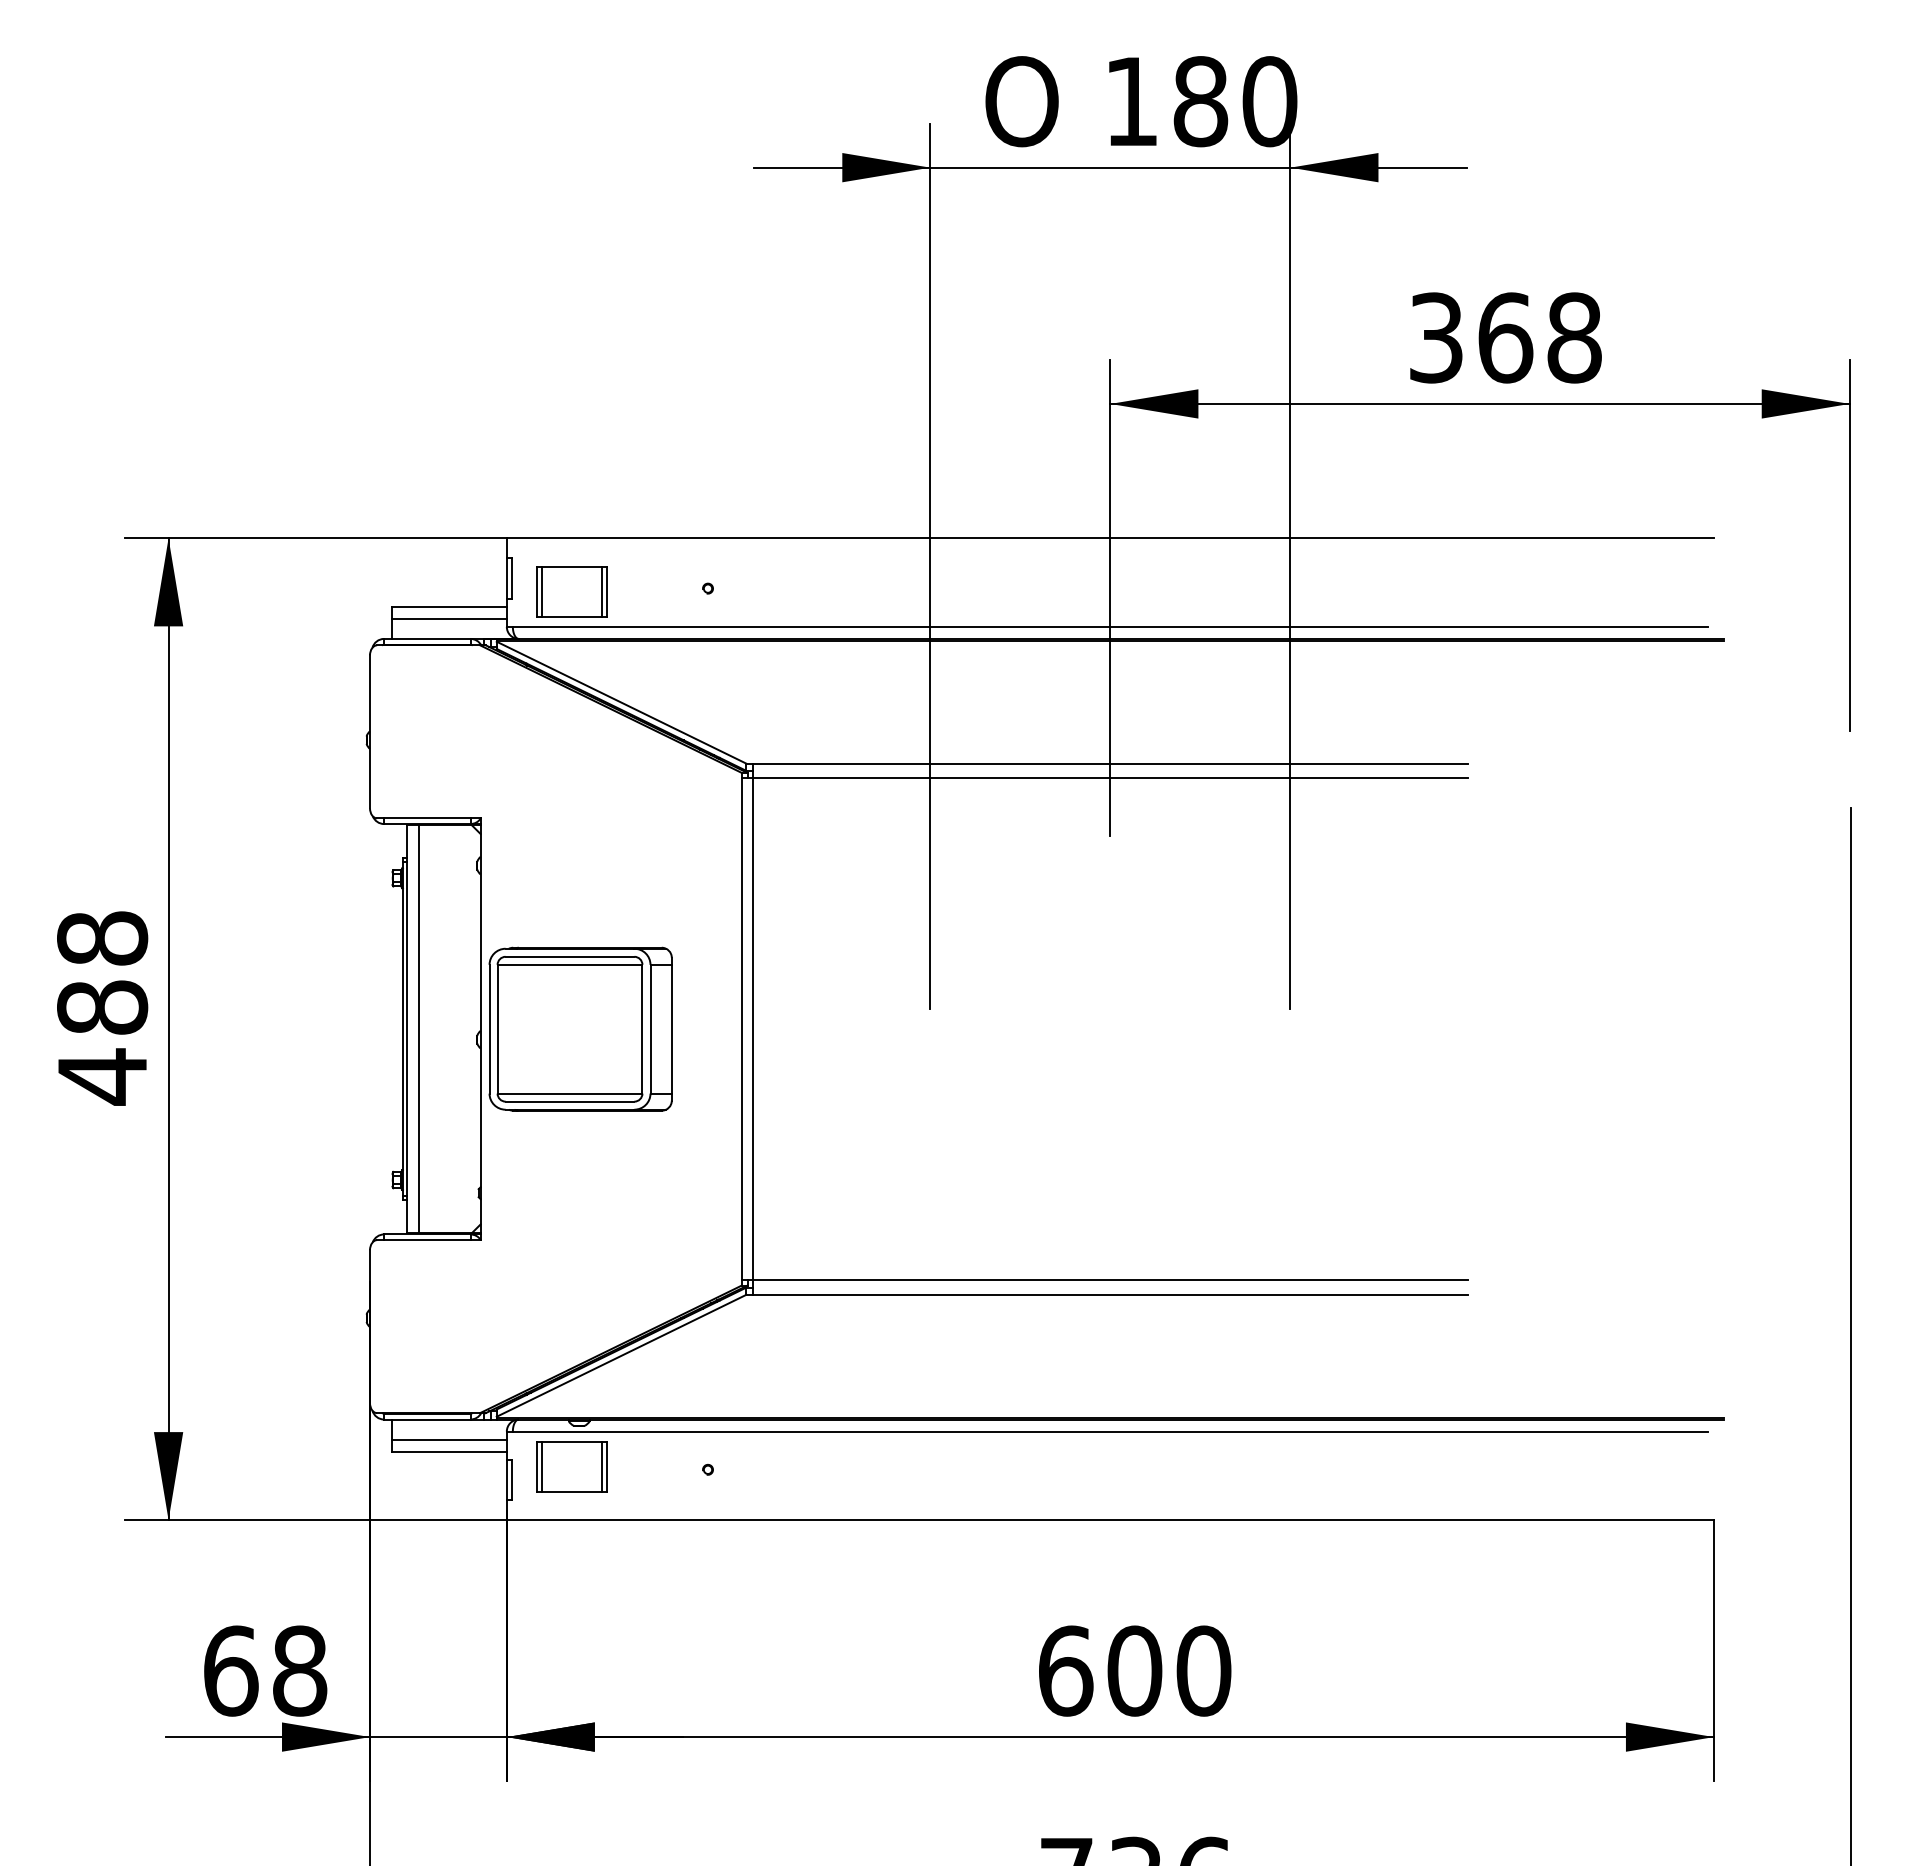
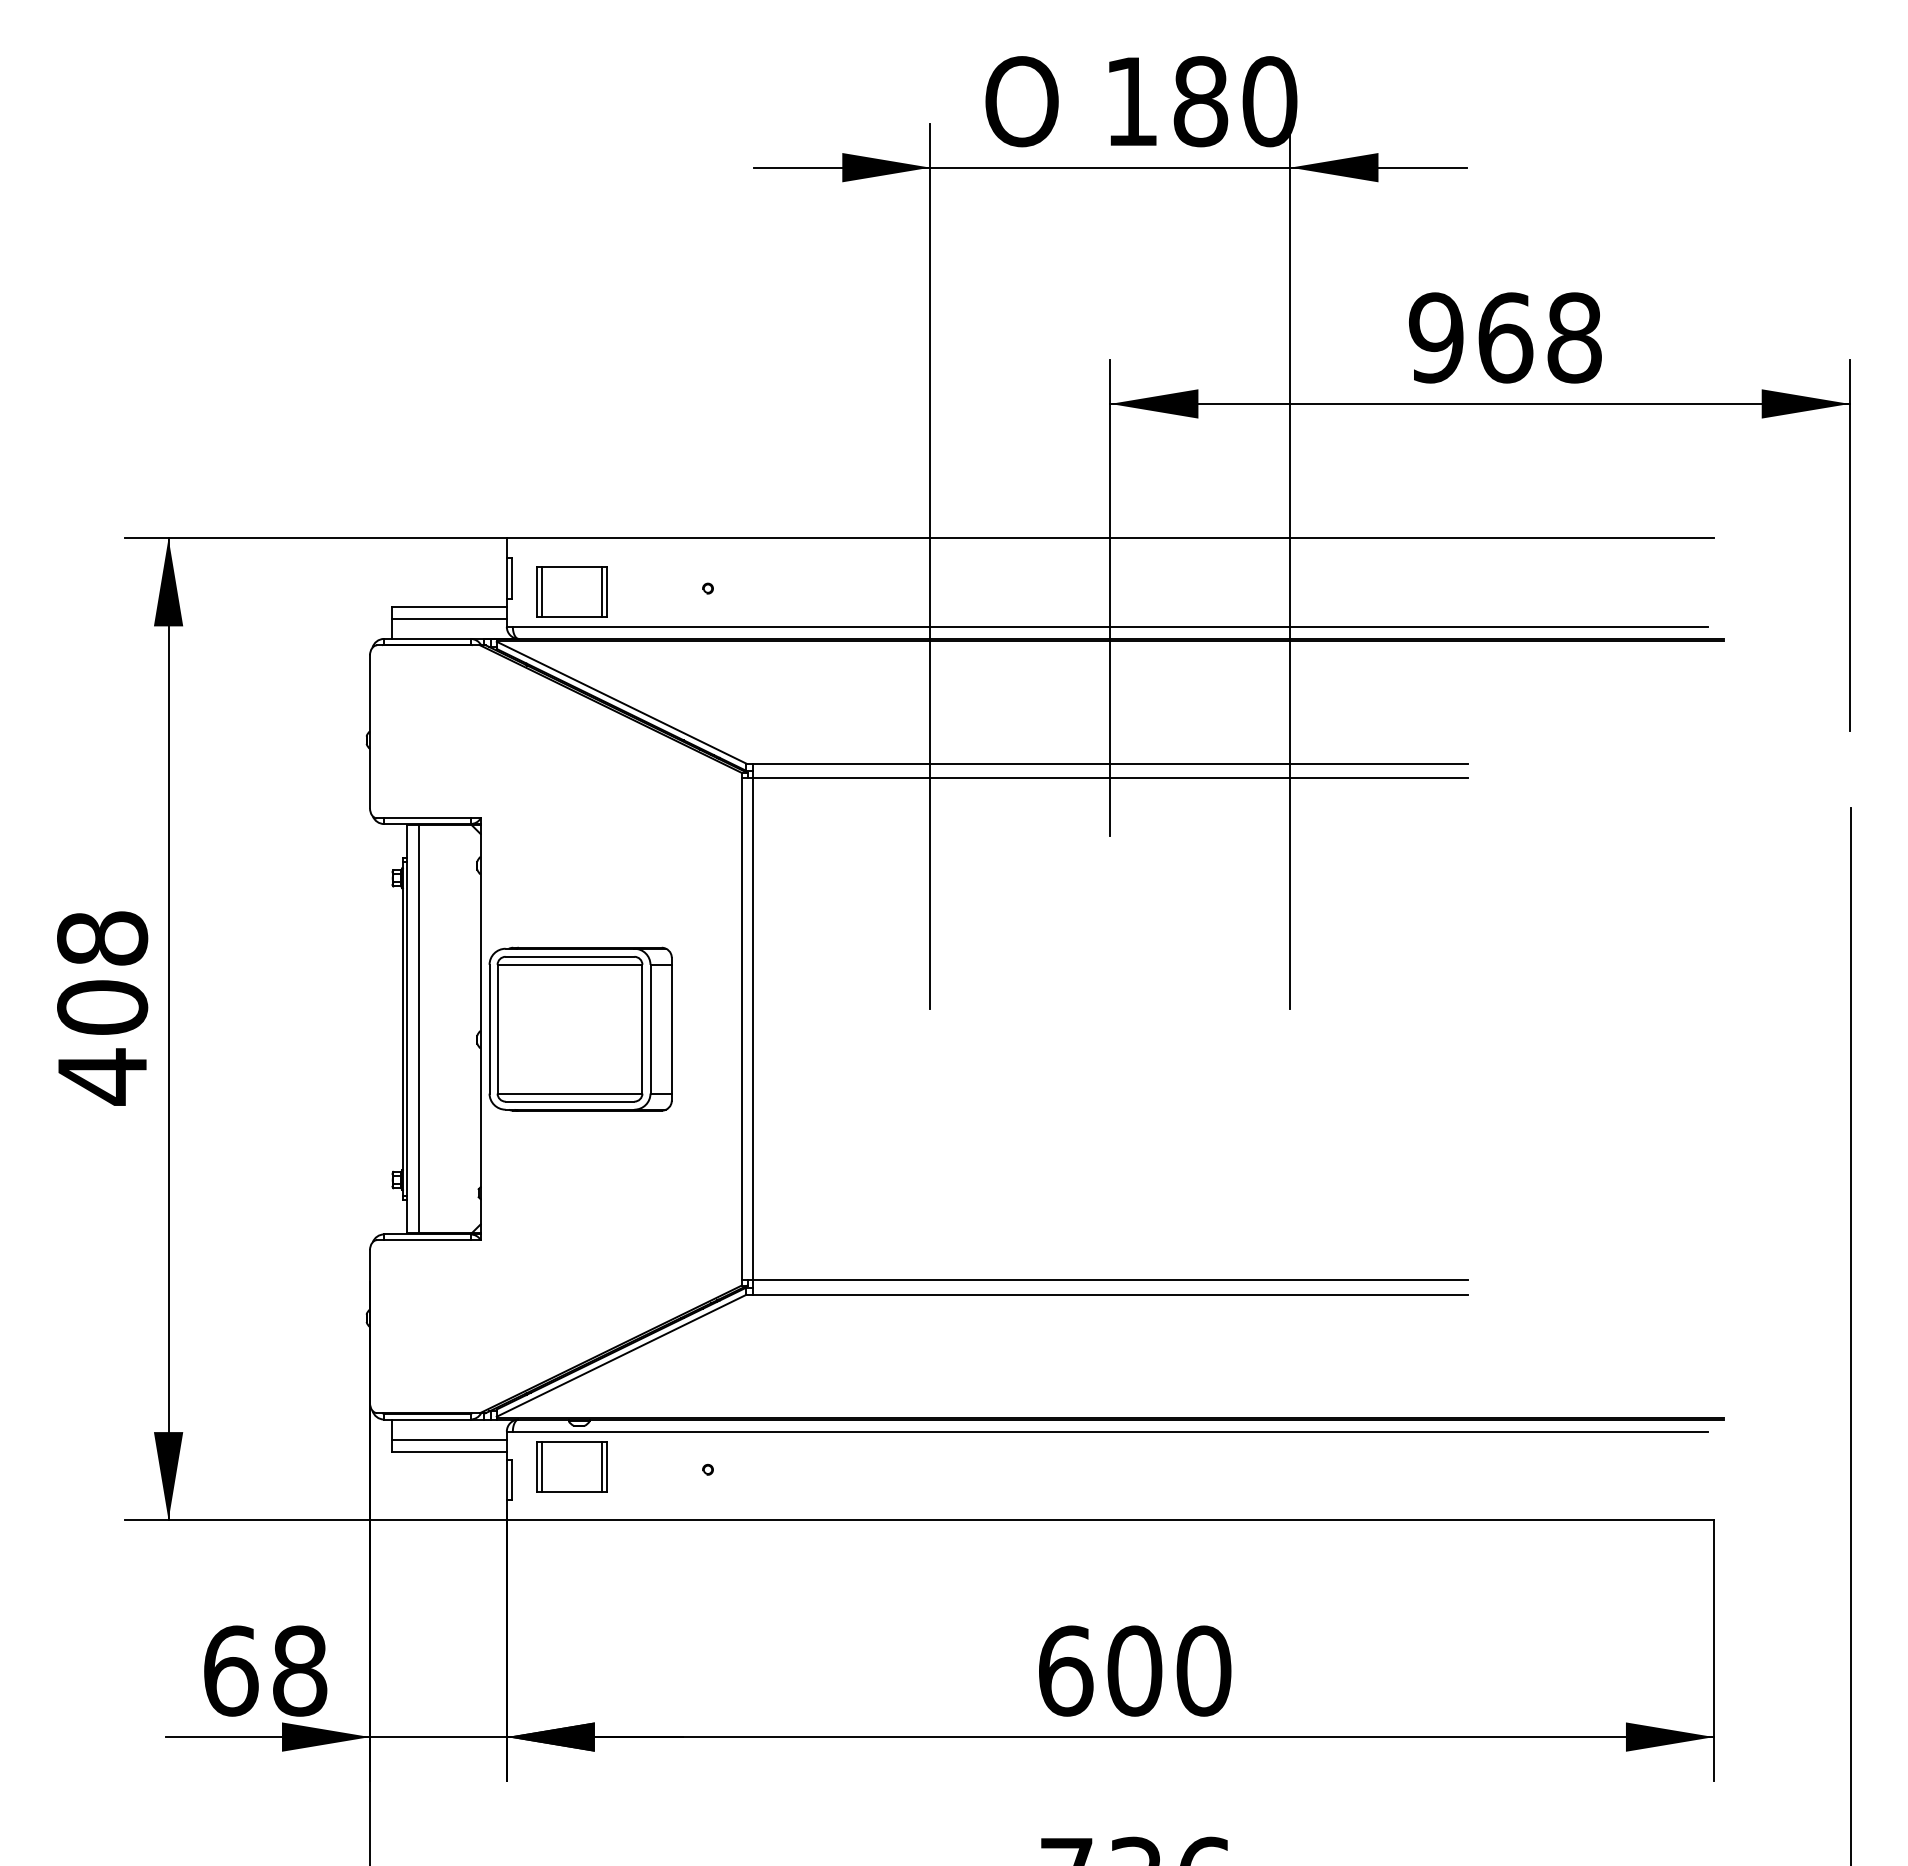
text: 368 -> 968 (1436, 337)
text: 488 -> 408 (102, 1007)
